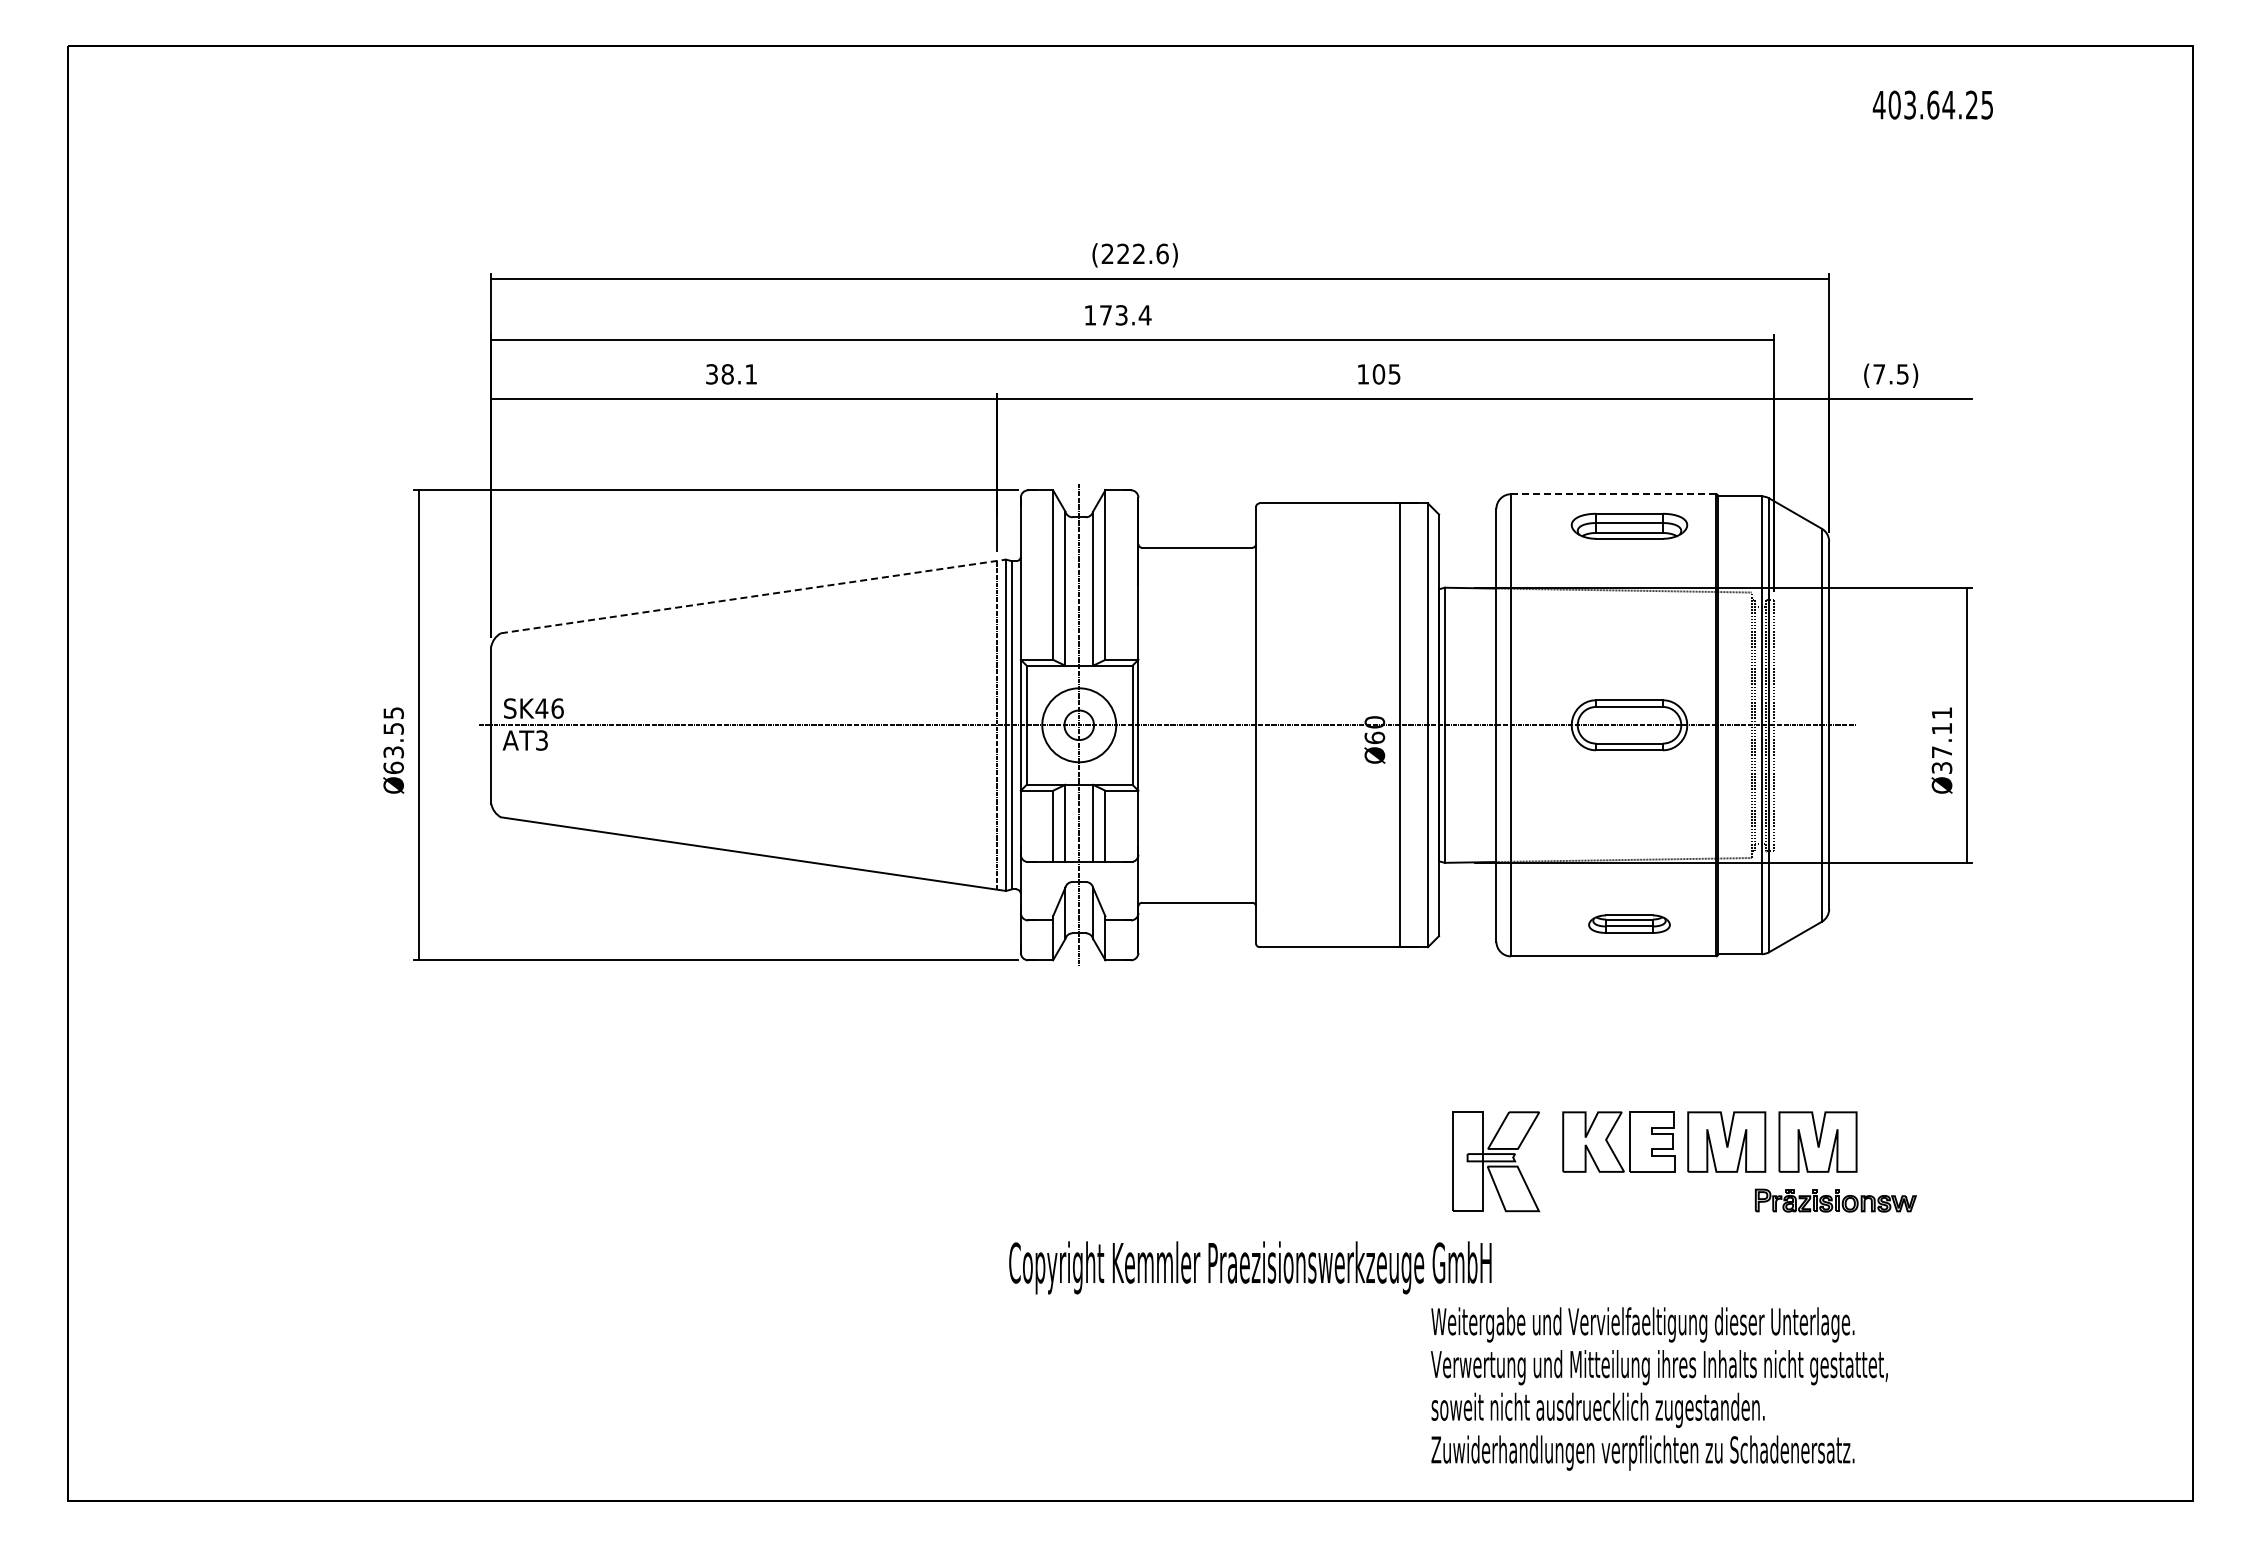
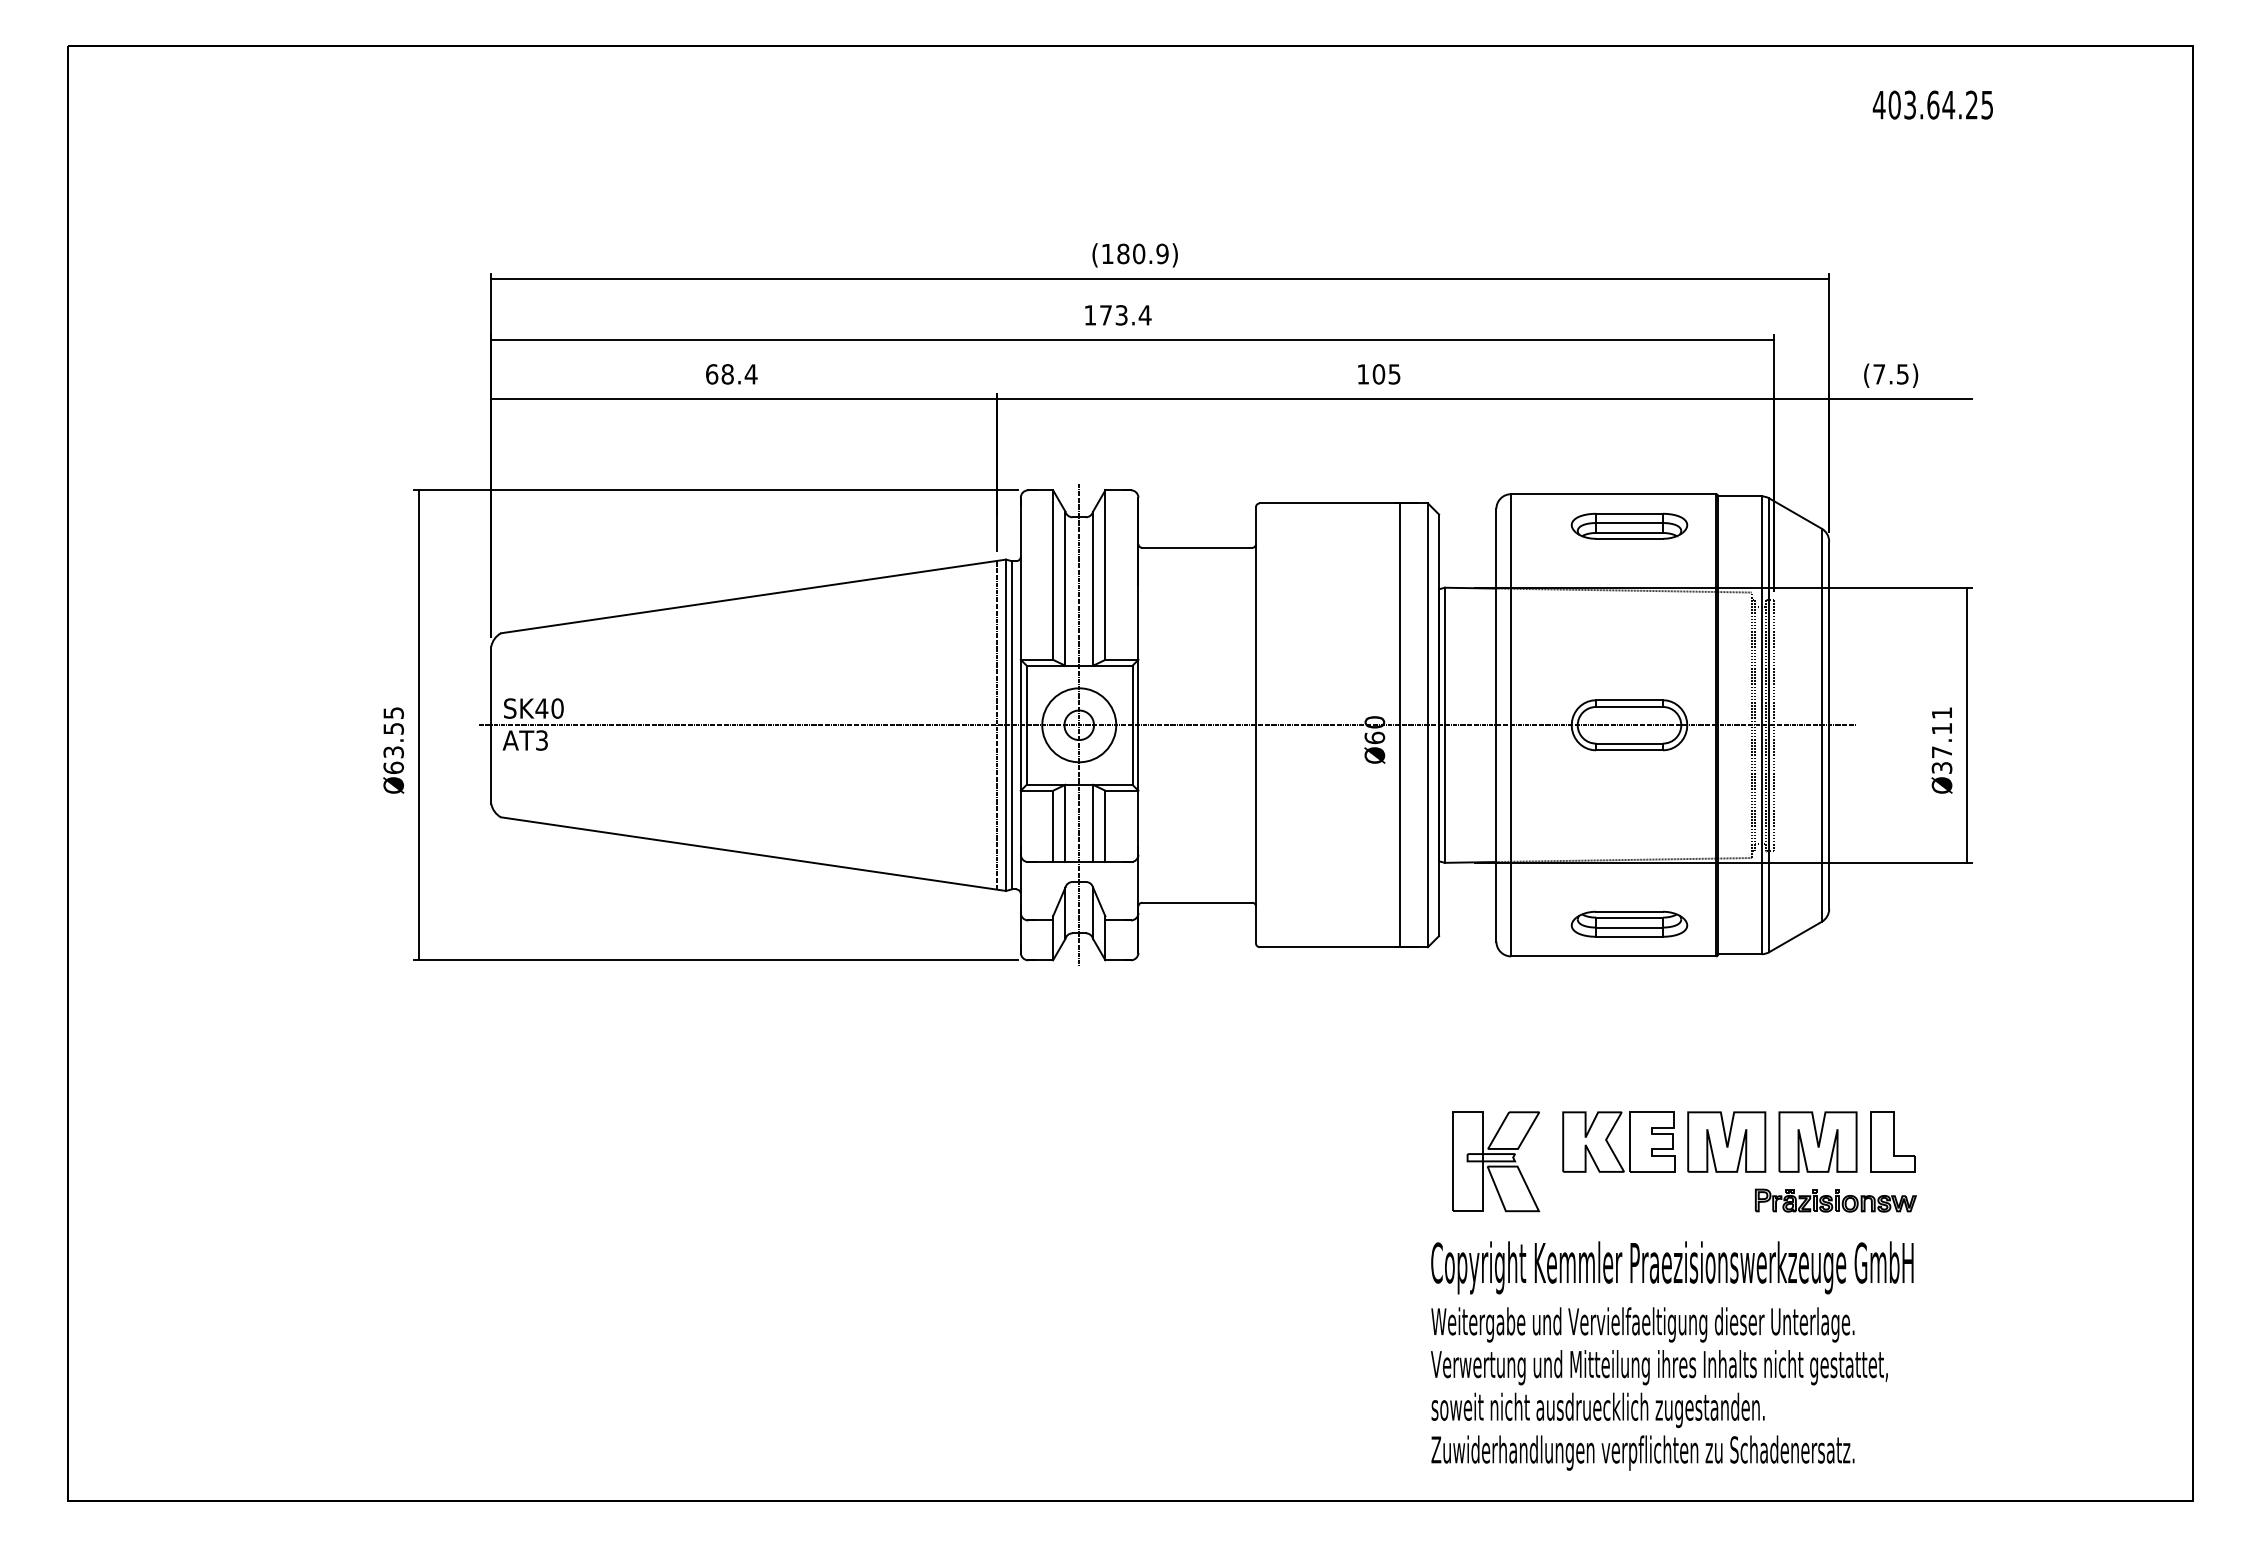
text: (222.6) -> (180.9) (1134, 253)
text: 38.1 -> 68.4 (731, 374)
line: dashed -> solid (1614, 494)
line: dashed -> solid (753, 596)
text: SK46 -> SK40 (557, 708)
part size: 83x20 px -> 119x28 px (1629, 923)
part: none -> present (1892, 1141)
text position: (1250, 1267) -> (1672, 1267) (1672, 1267)
